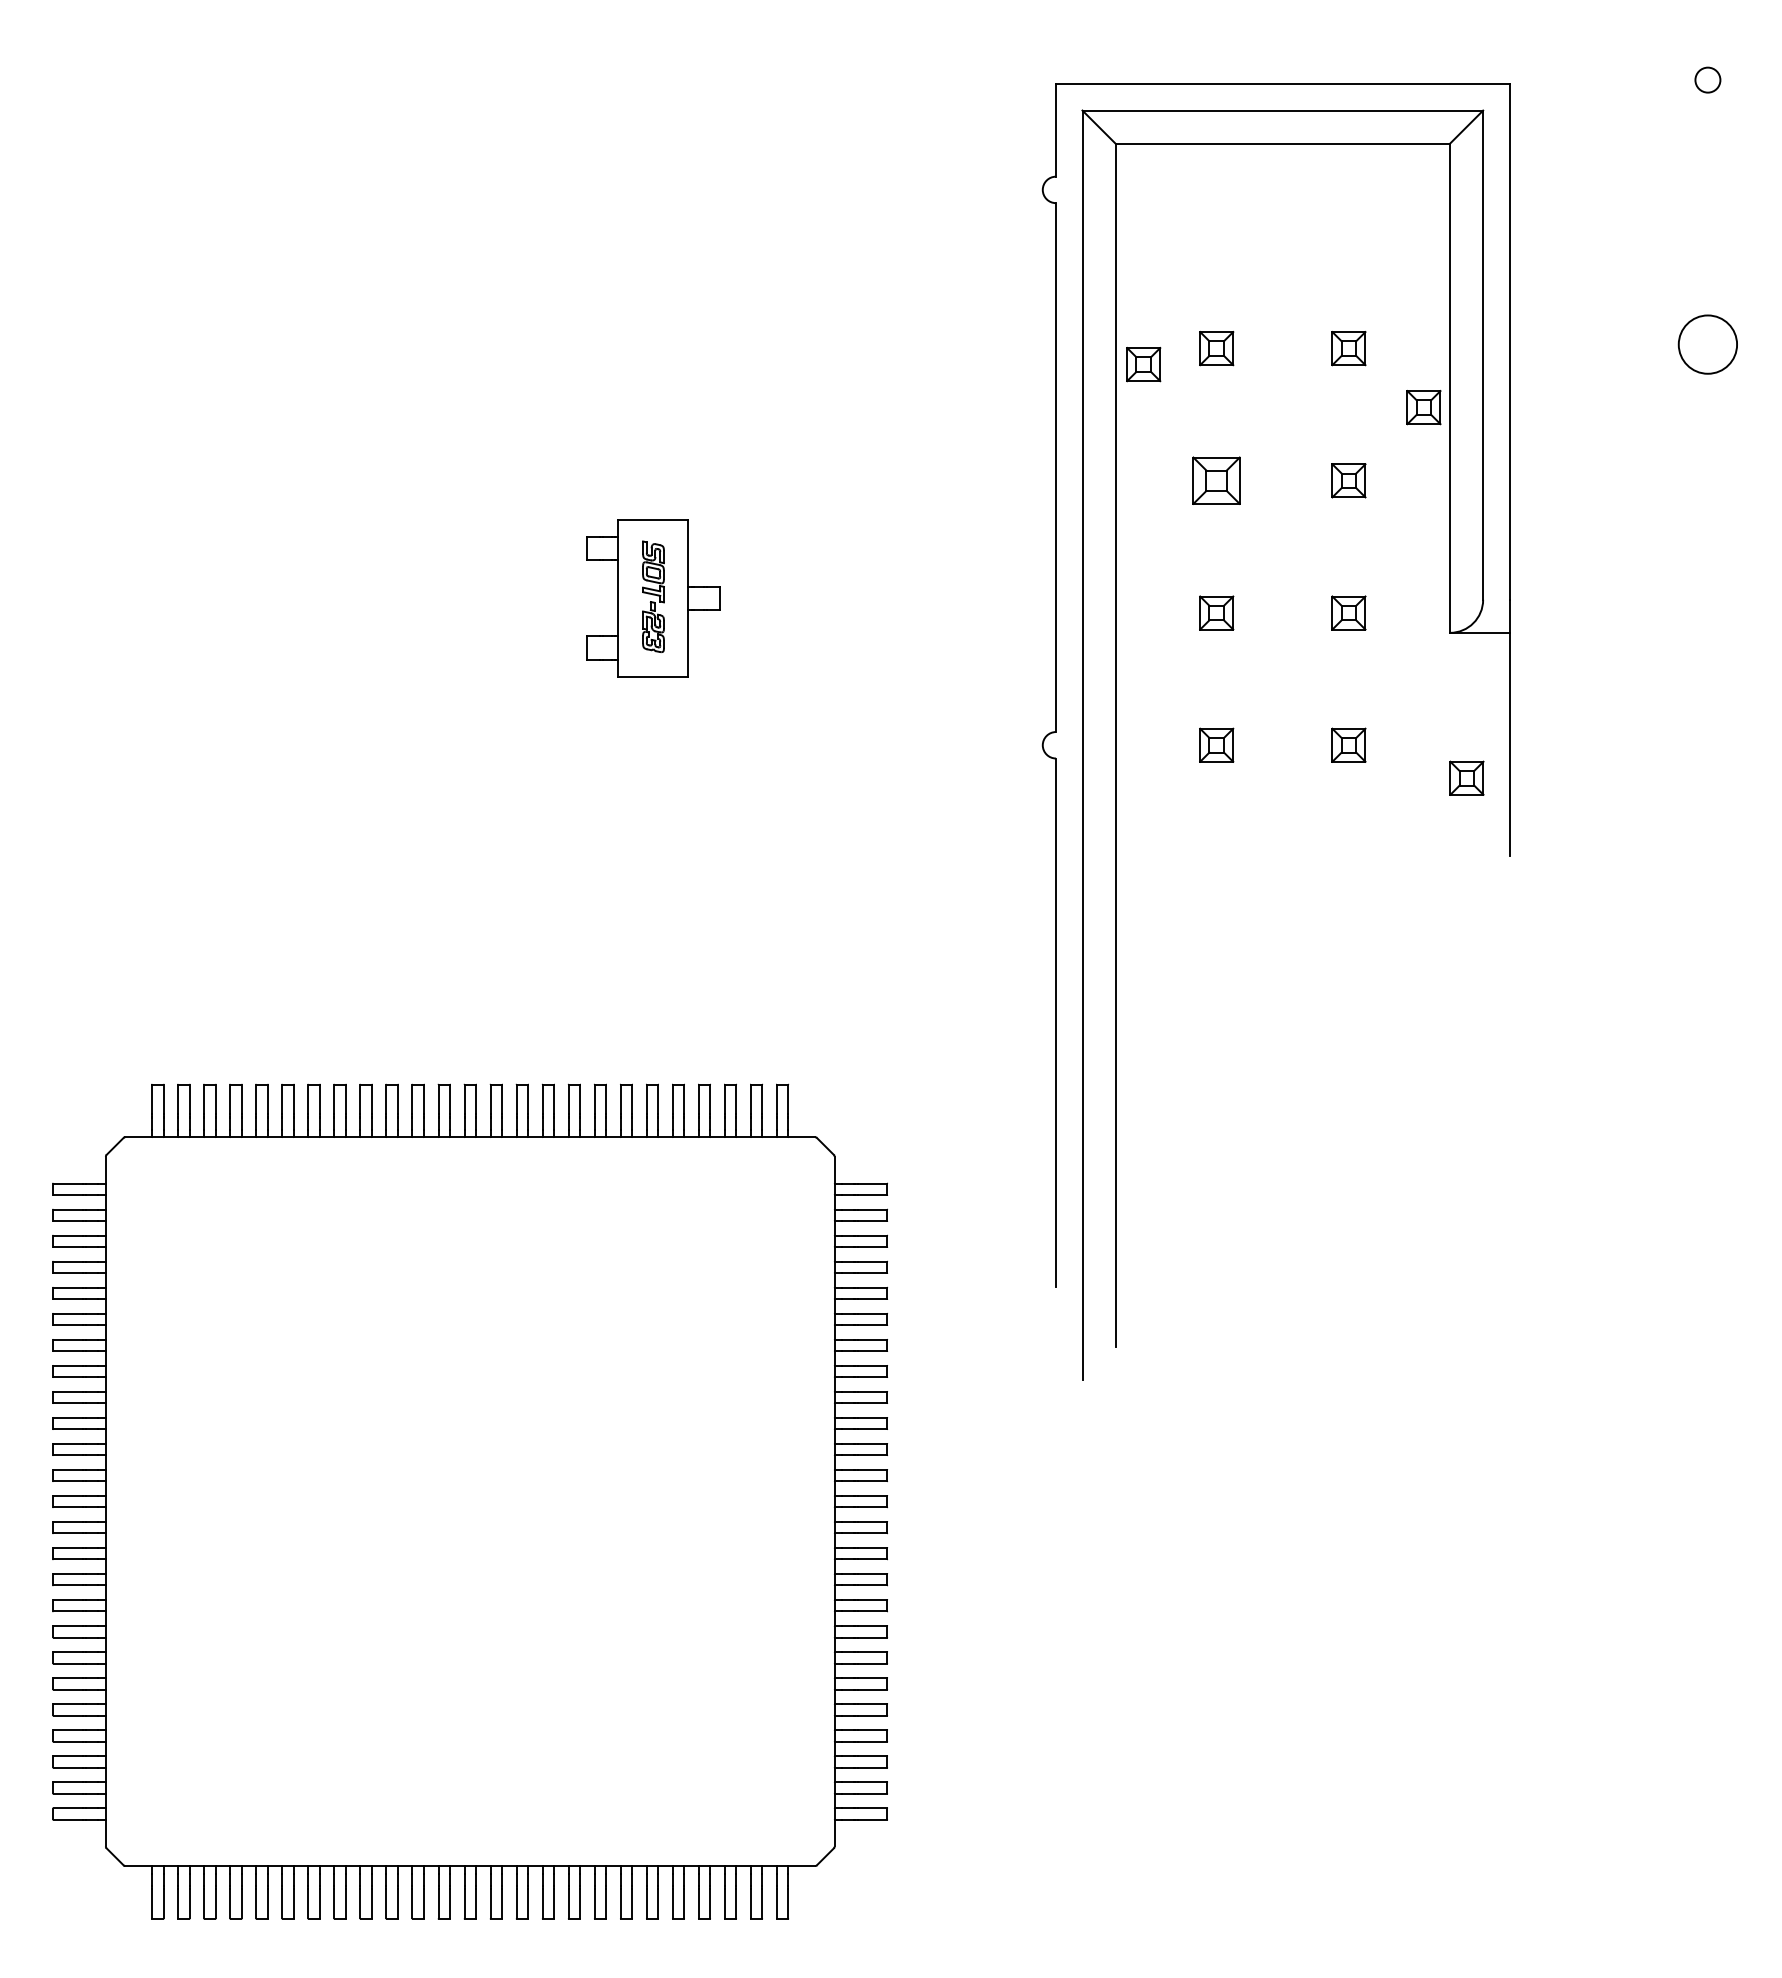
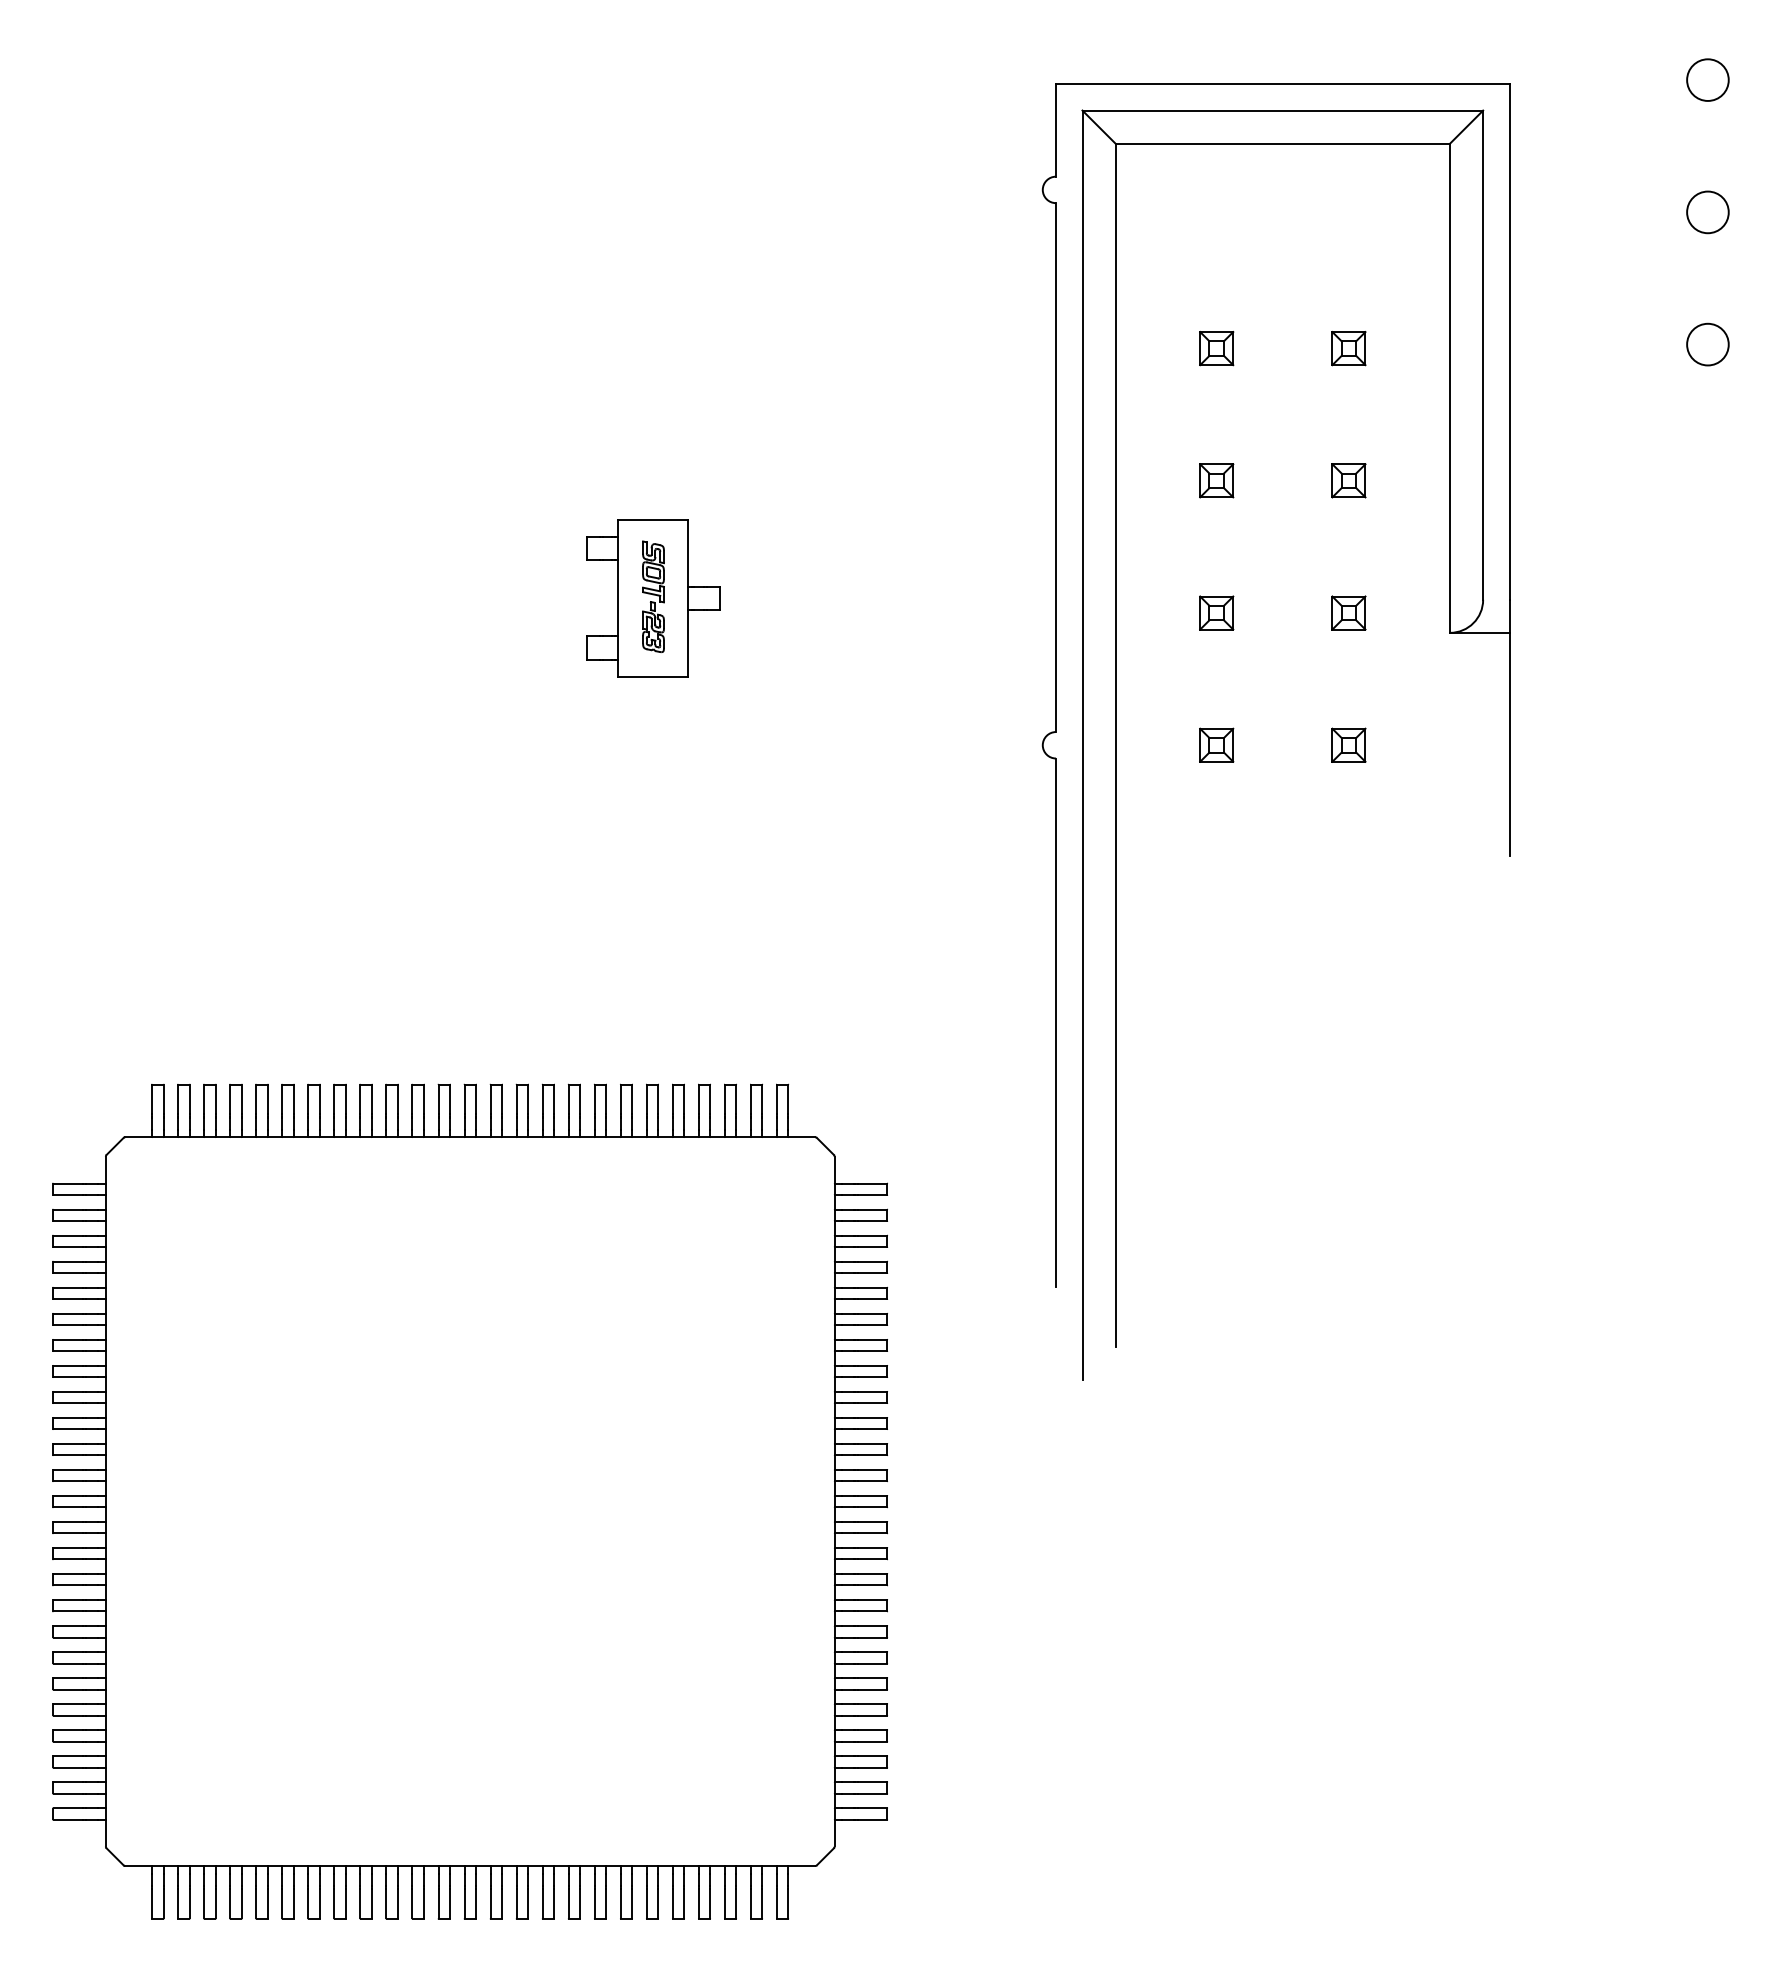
circle diameter: 25 px -> 42 px (1707, 79)
circle: none -> present (1707, 212)
circle diameter: 58 px -> 42 px (1707, 344)
part: present -> none (1143, 364)
part: present -> none (1423, 407)
part size: 49x49 px -> 36x36 px (1216, 480)
part: present -> none (1466, 777)
